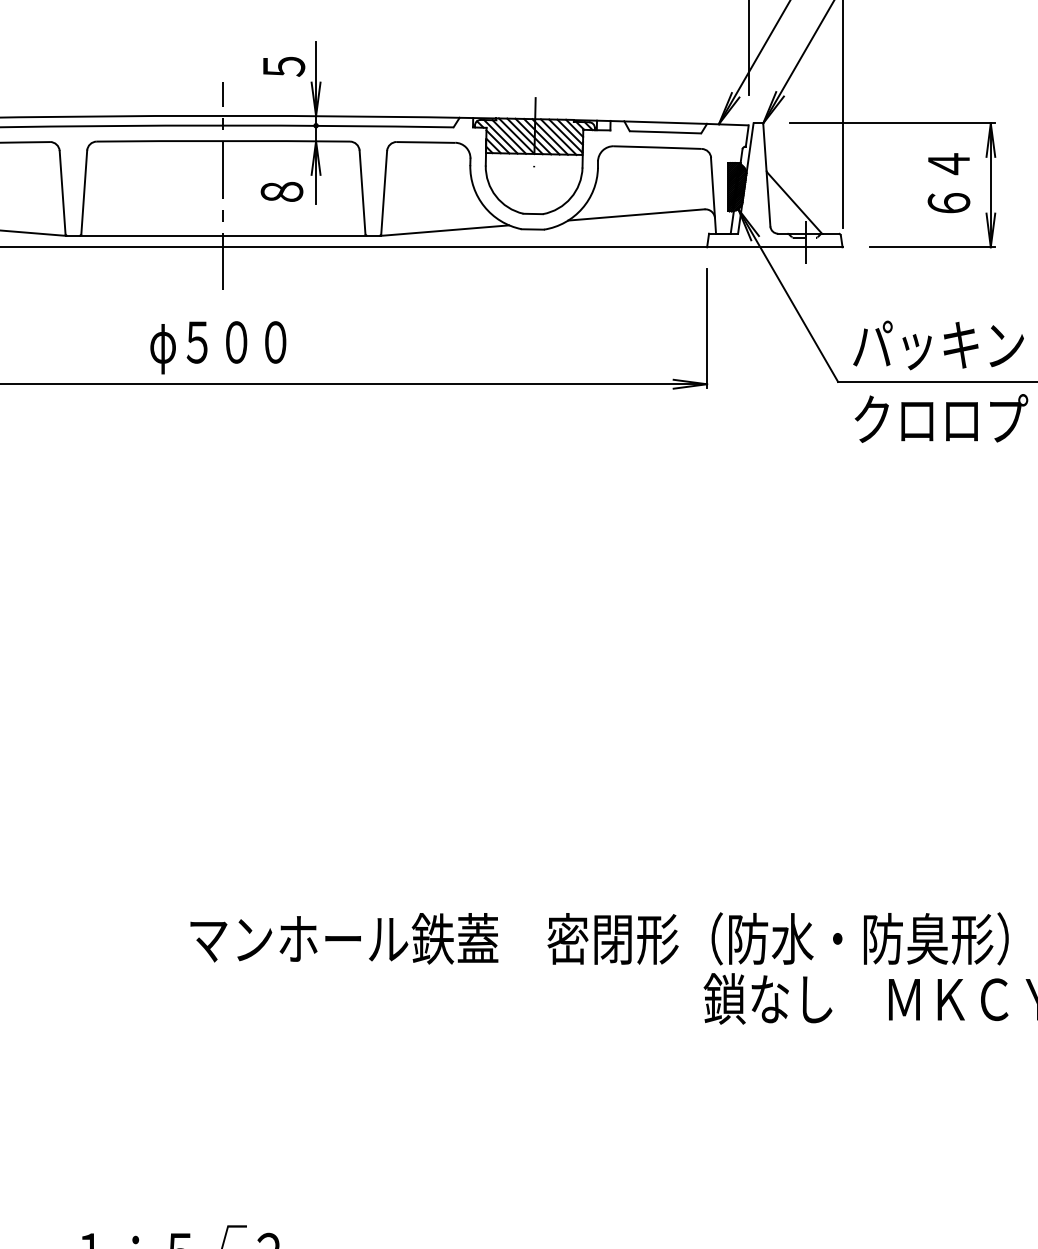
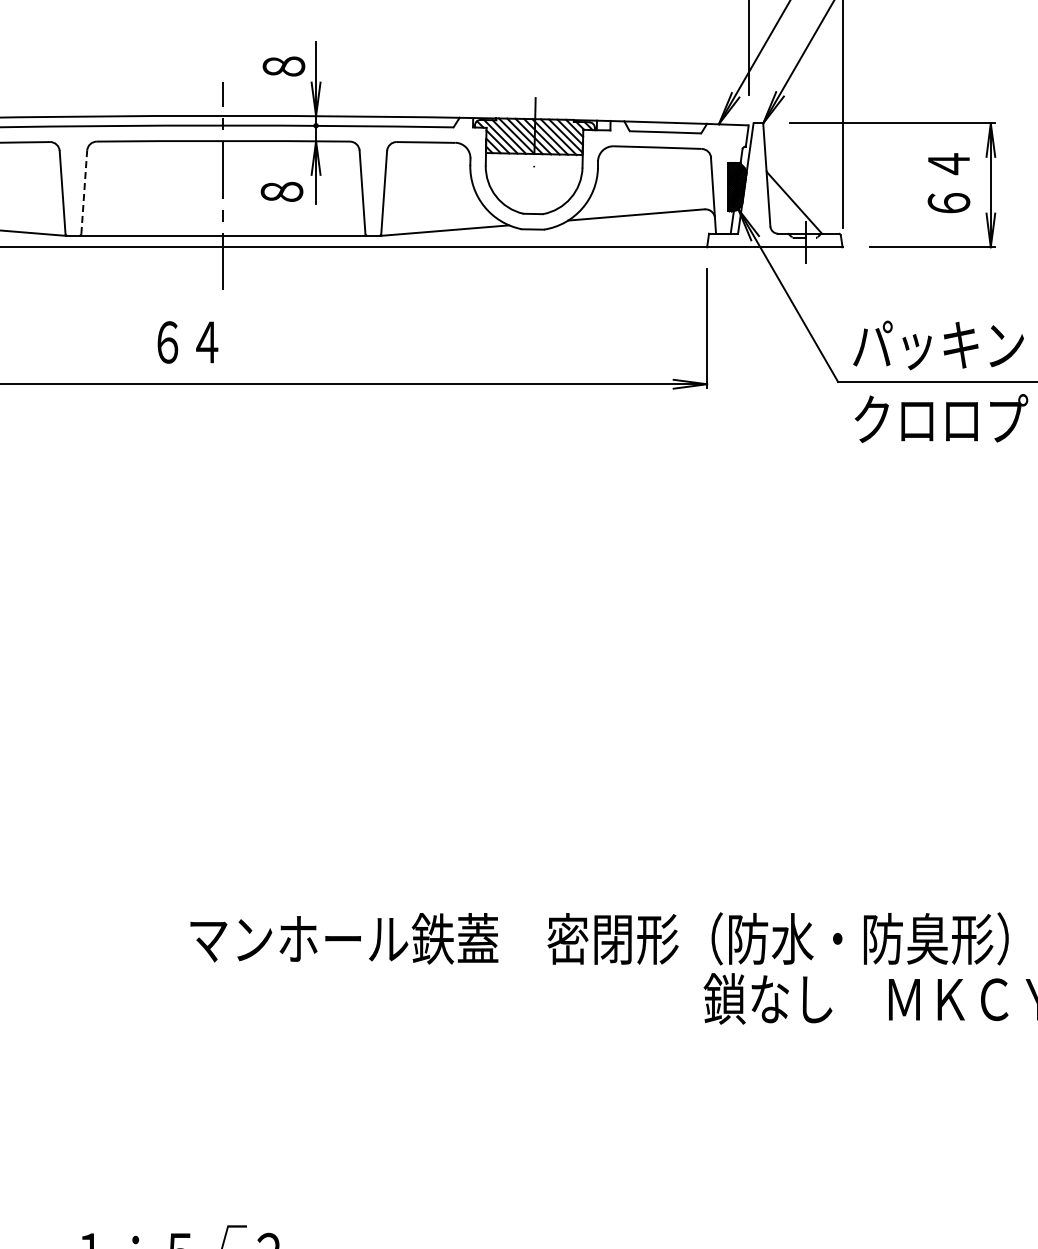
text: ５ -> ８ (283, 66)
line: solid -> dashed (84, 192)
text: φ５００ -> ６４ (218, 347)
